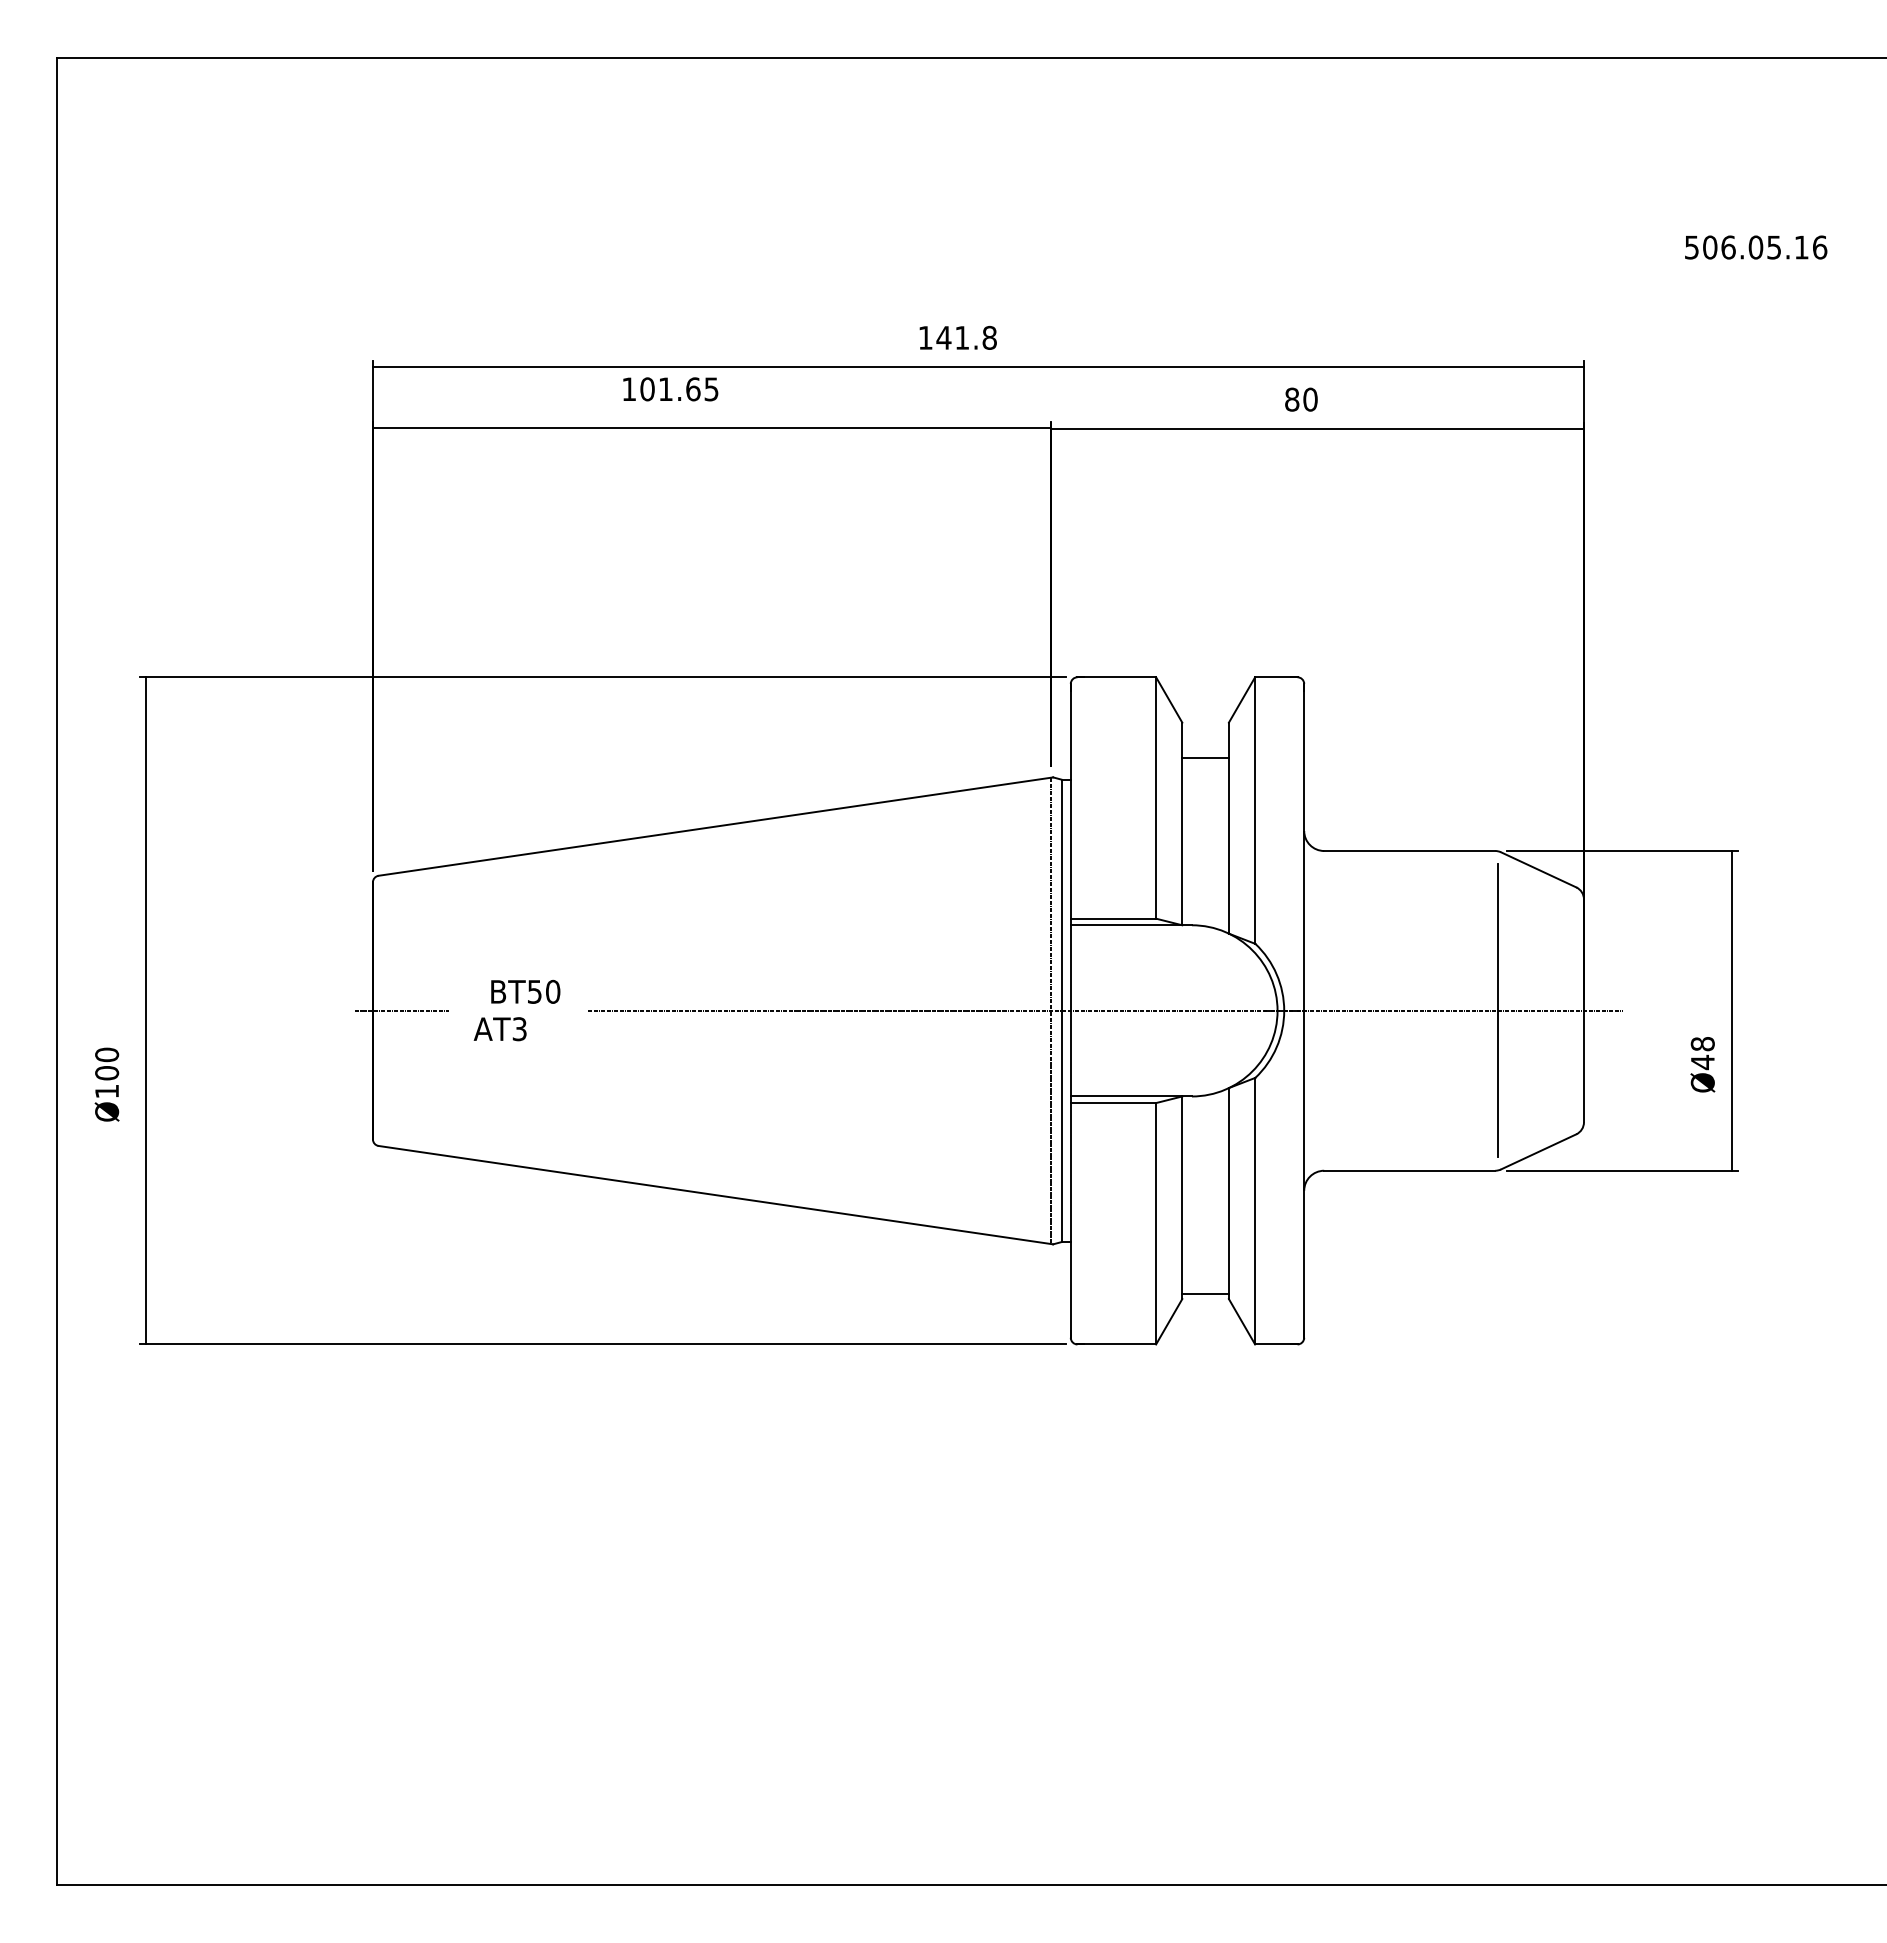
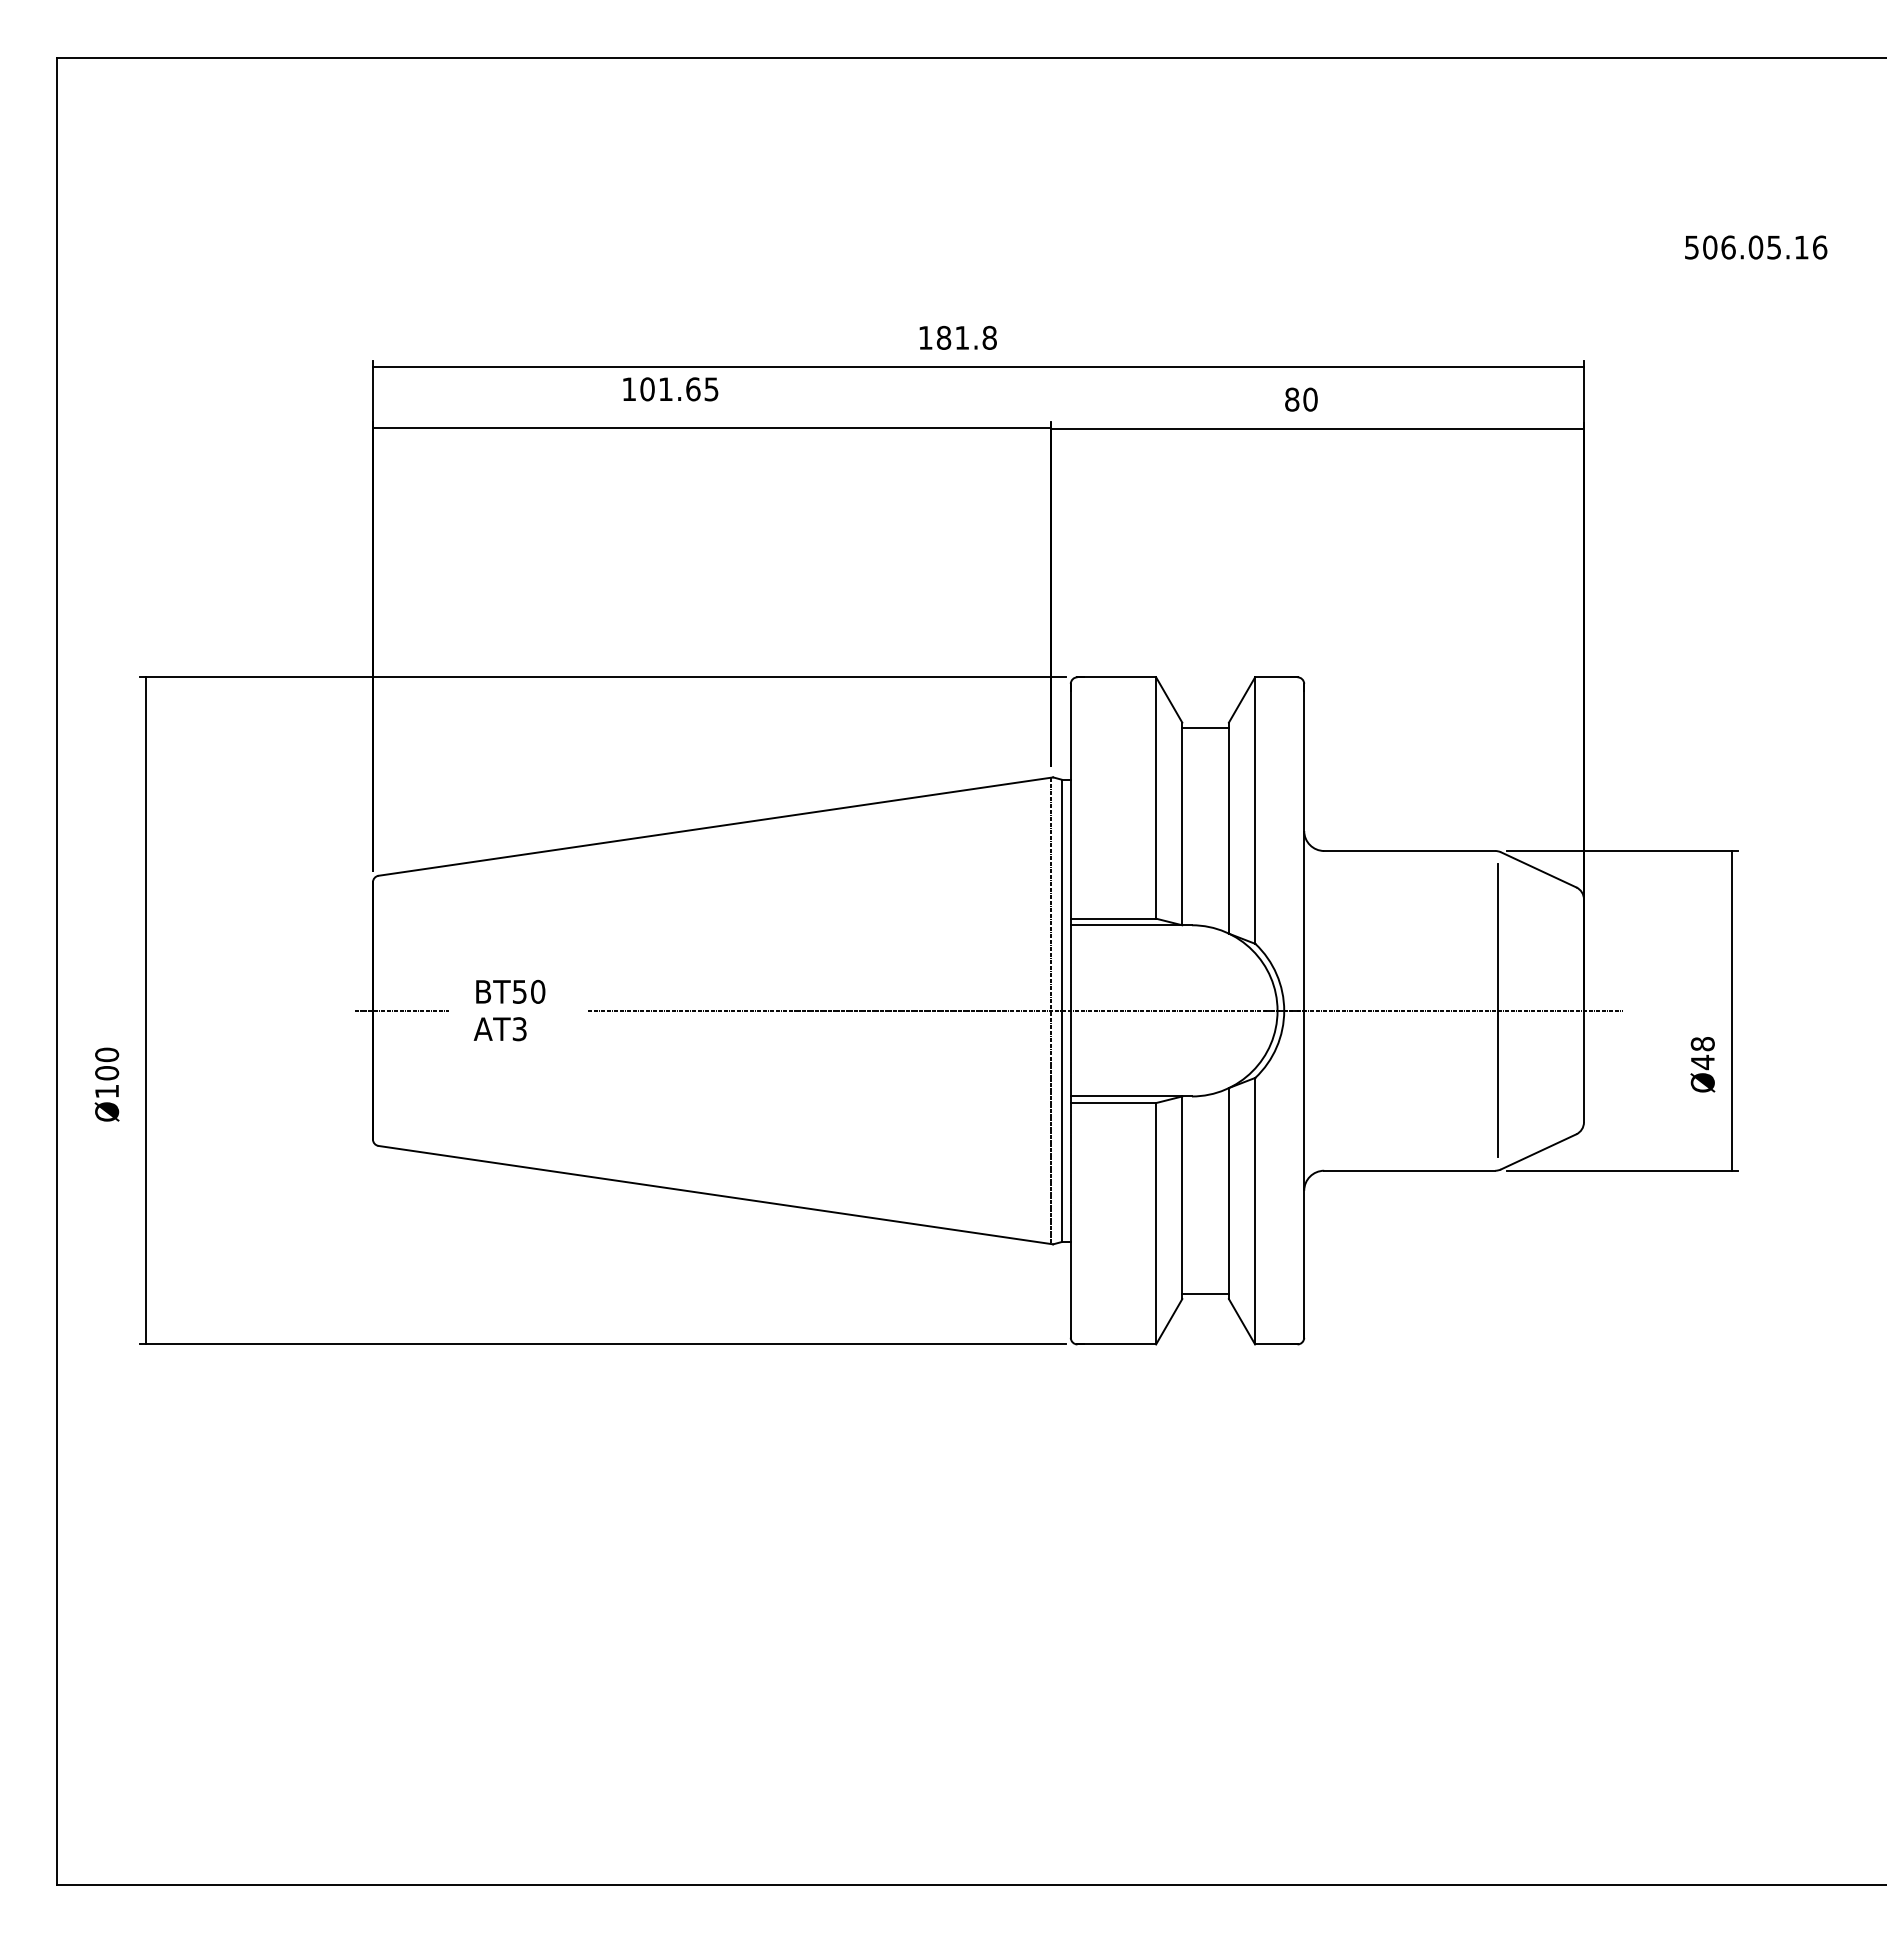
text: 141.8 -> 181.8 (943, 337)
line position: (1205, 757) -> (1205, 727) (1205, 727)
text position: (525, 991) -> (510, 991) (510, 991)
